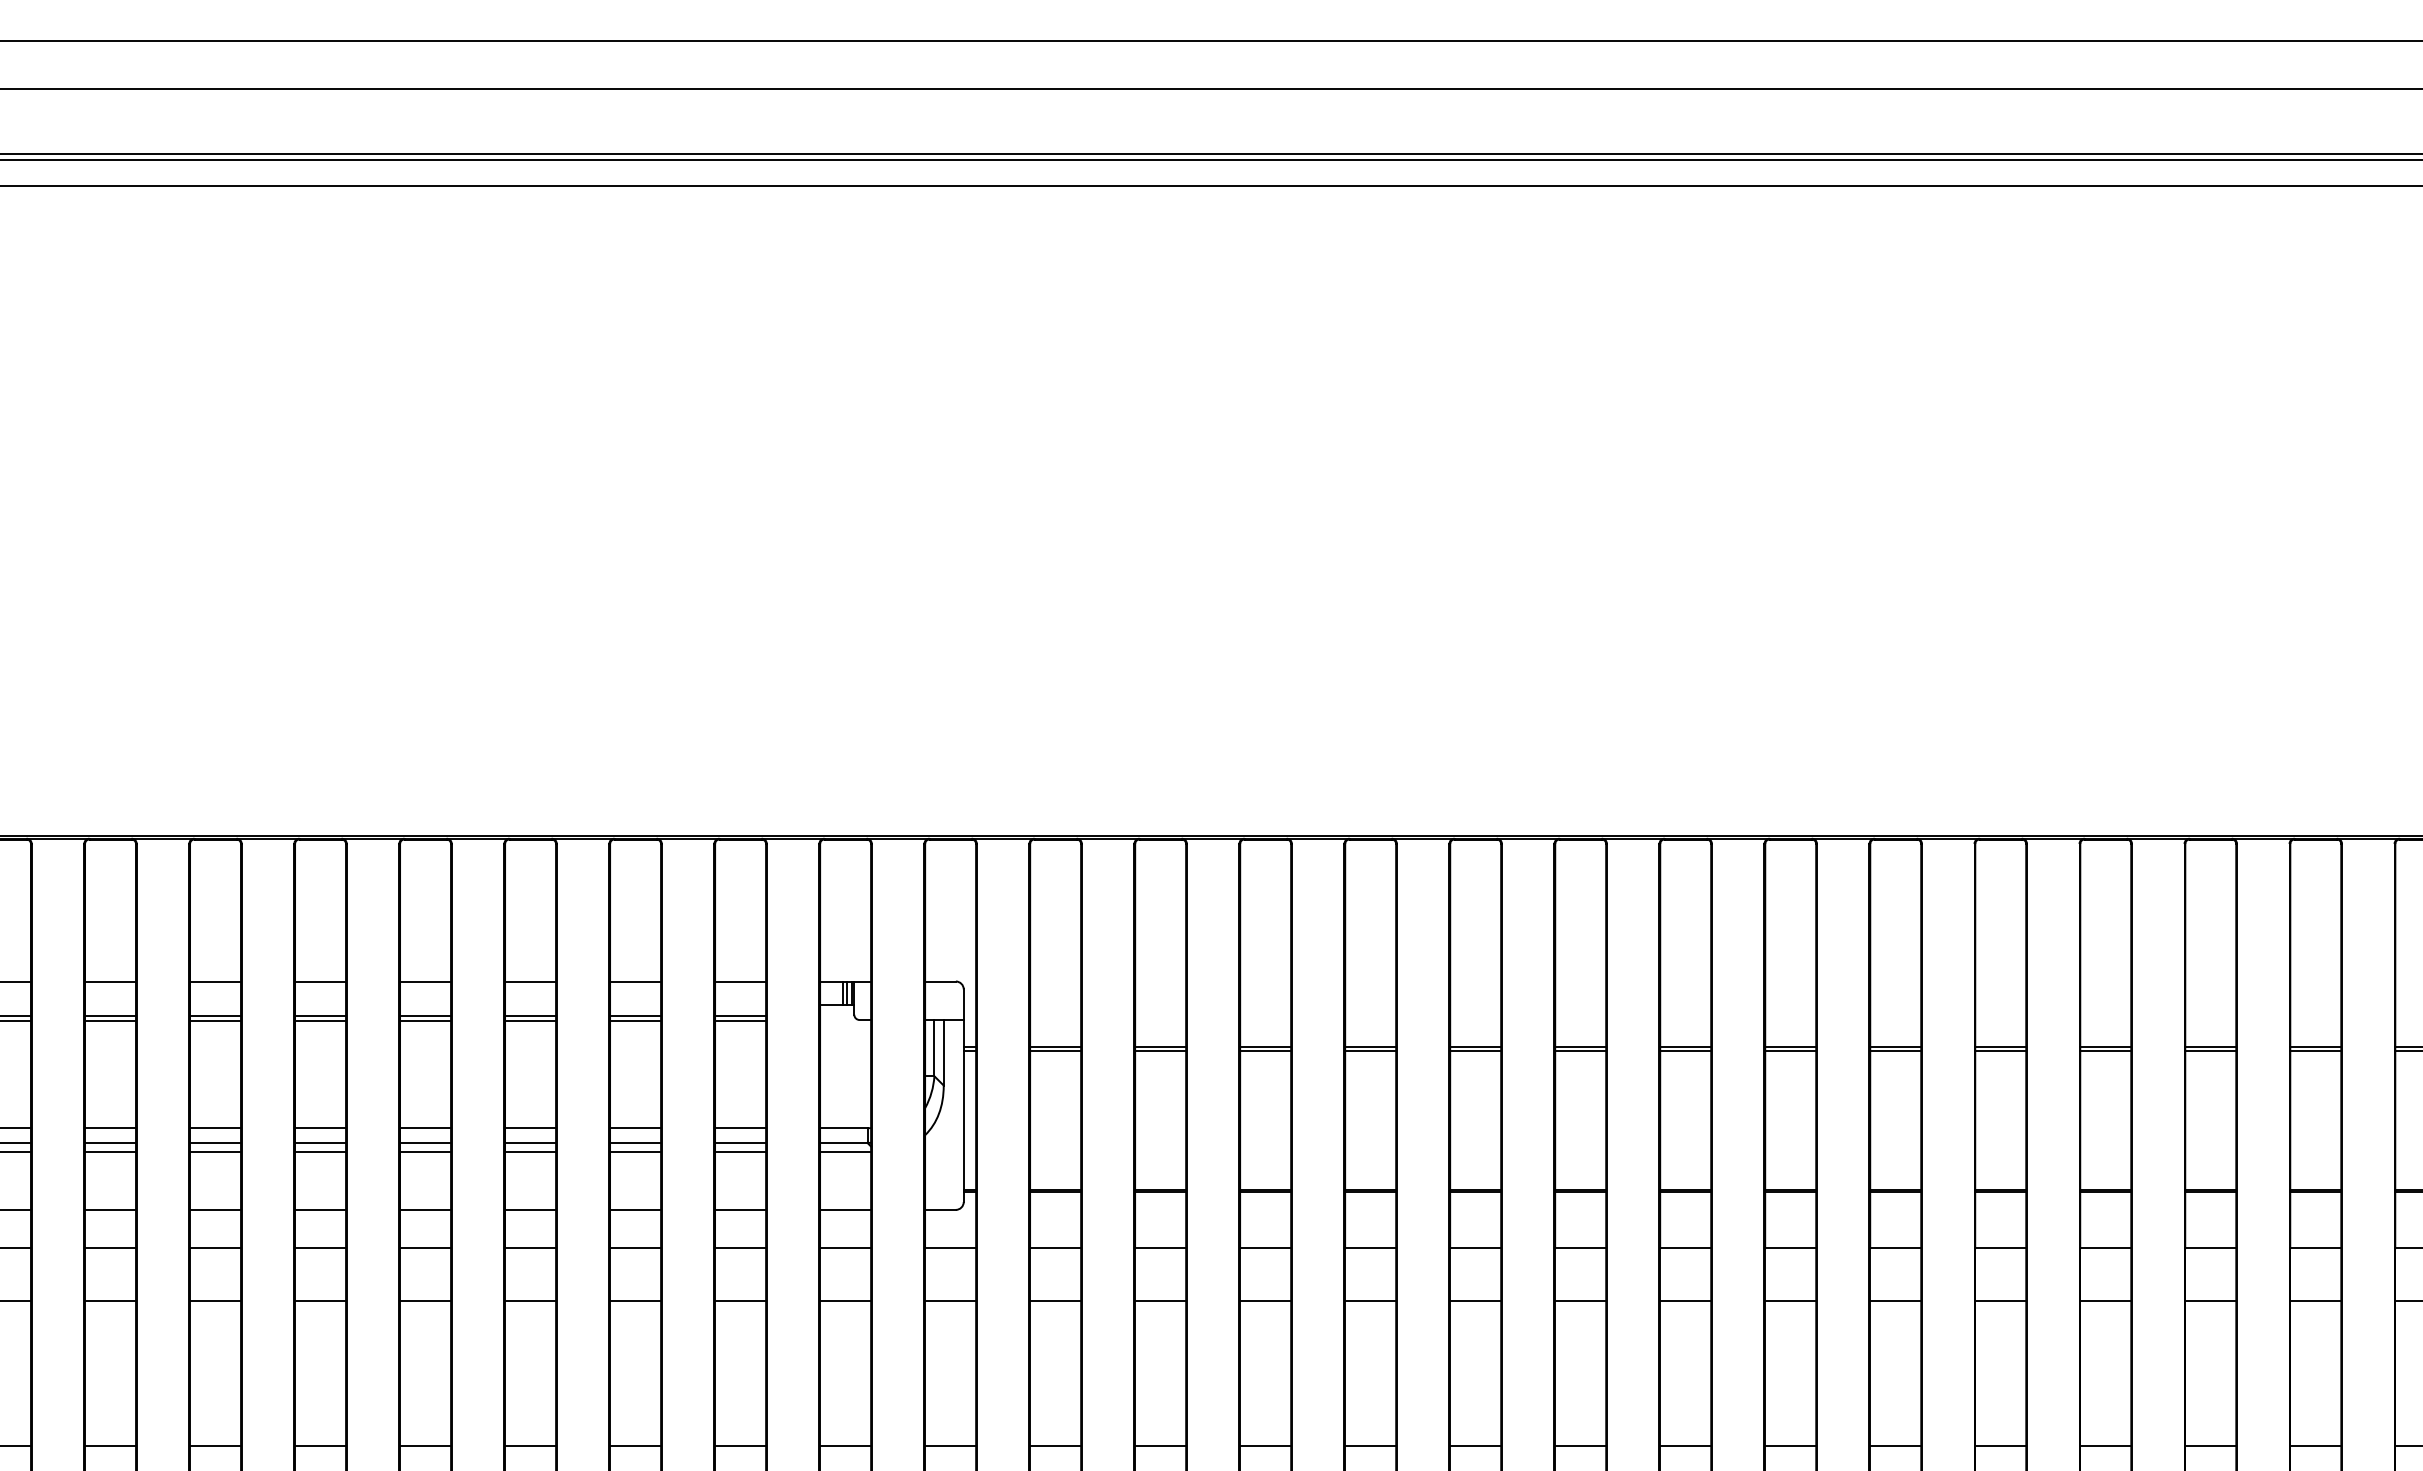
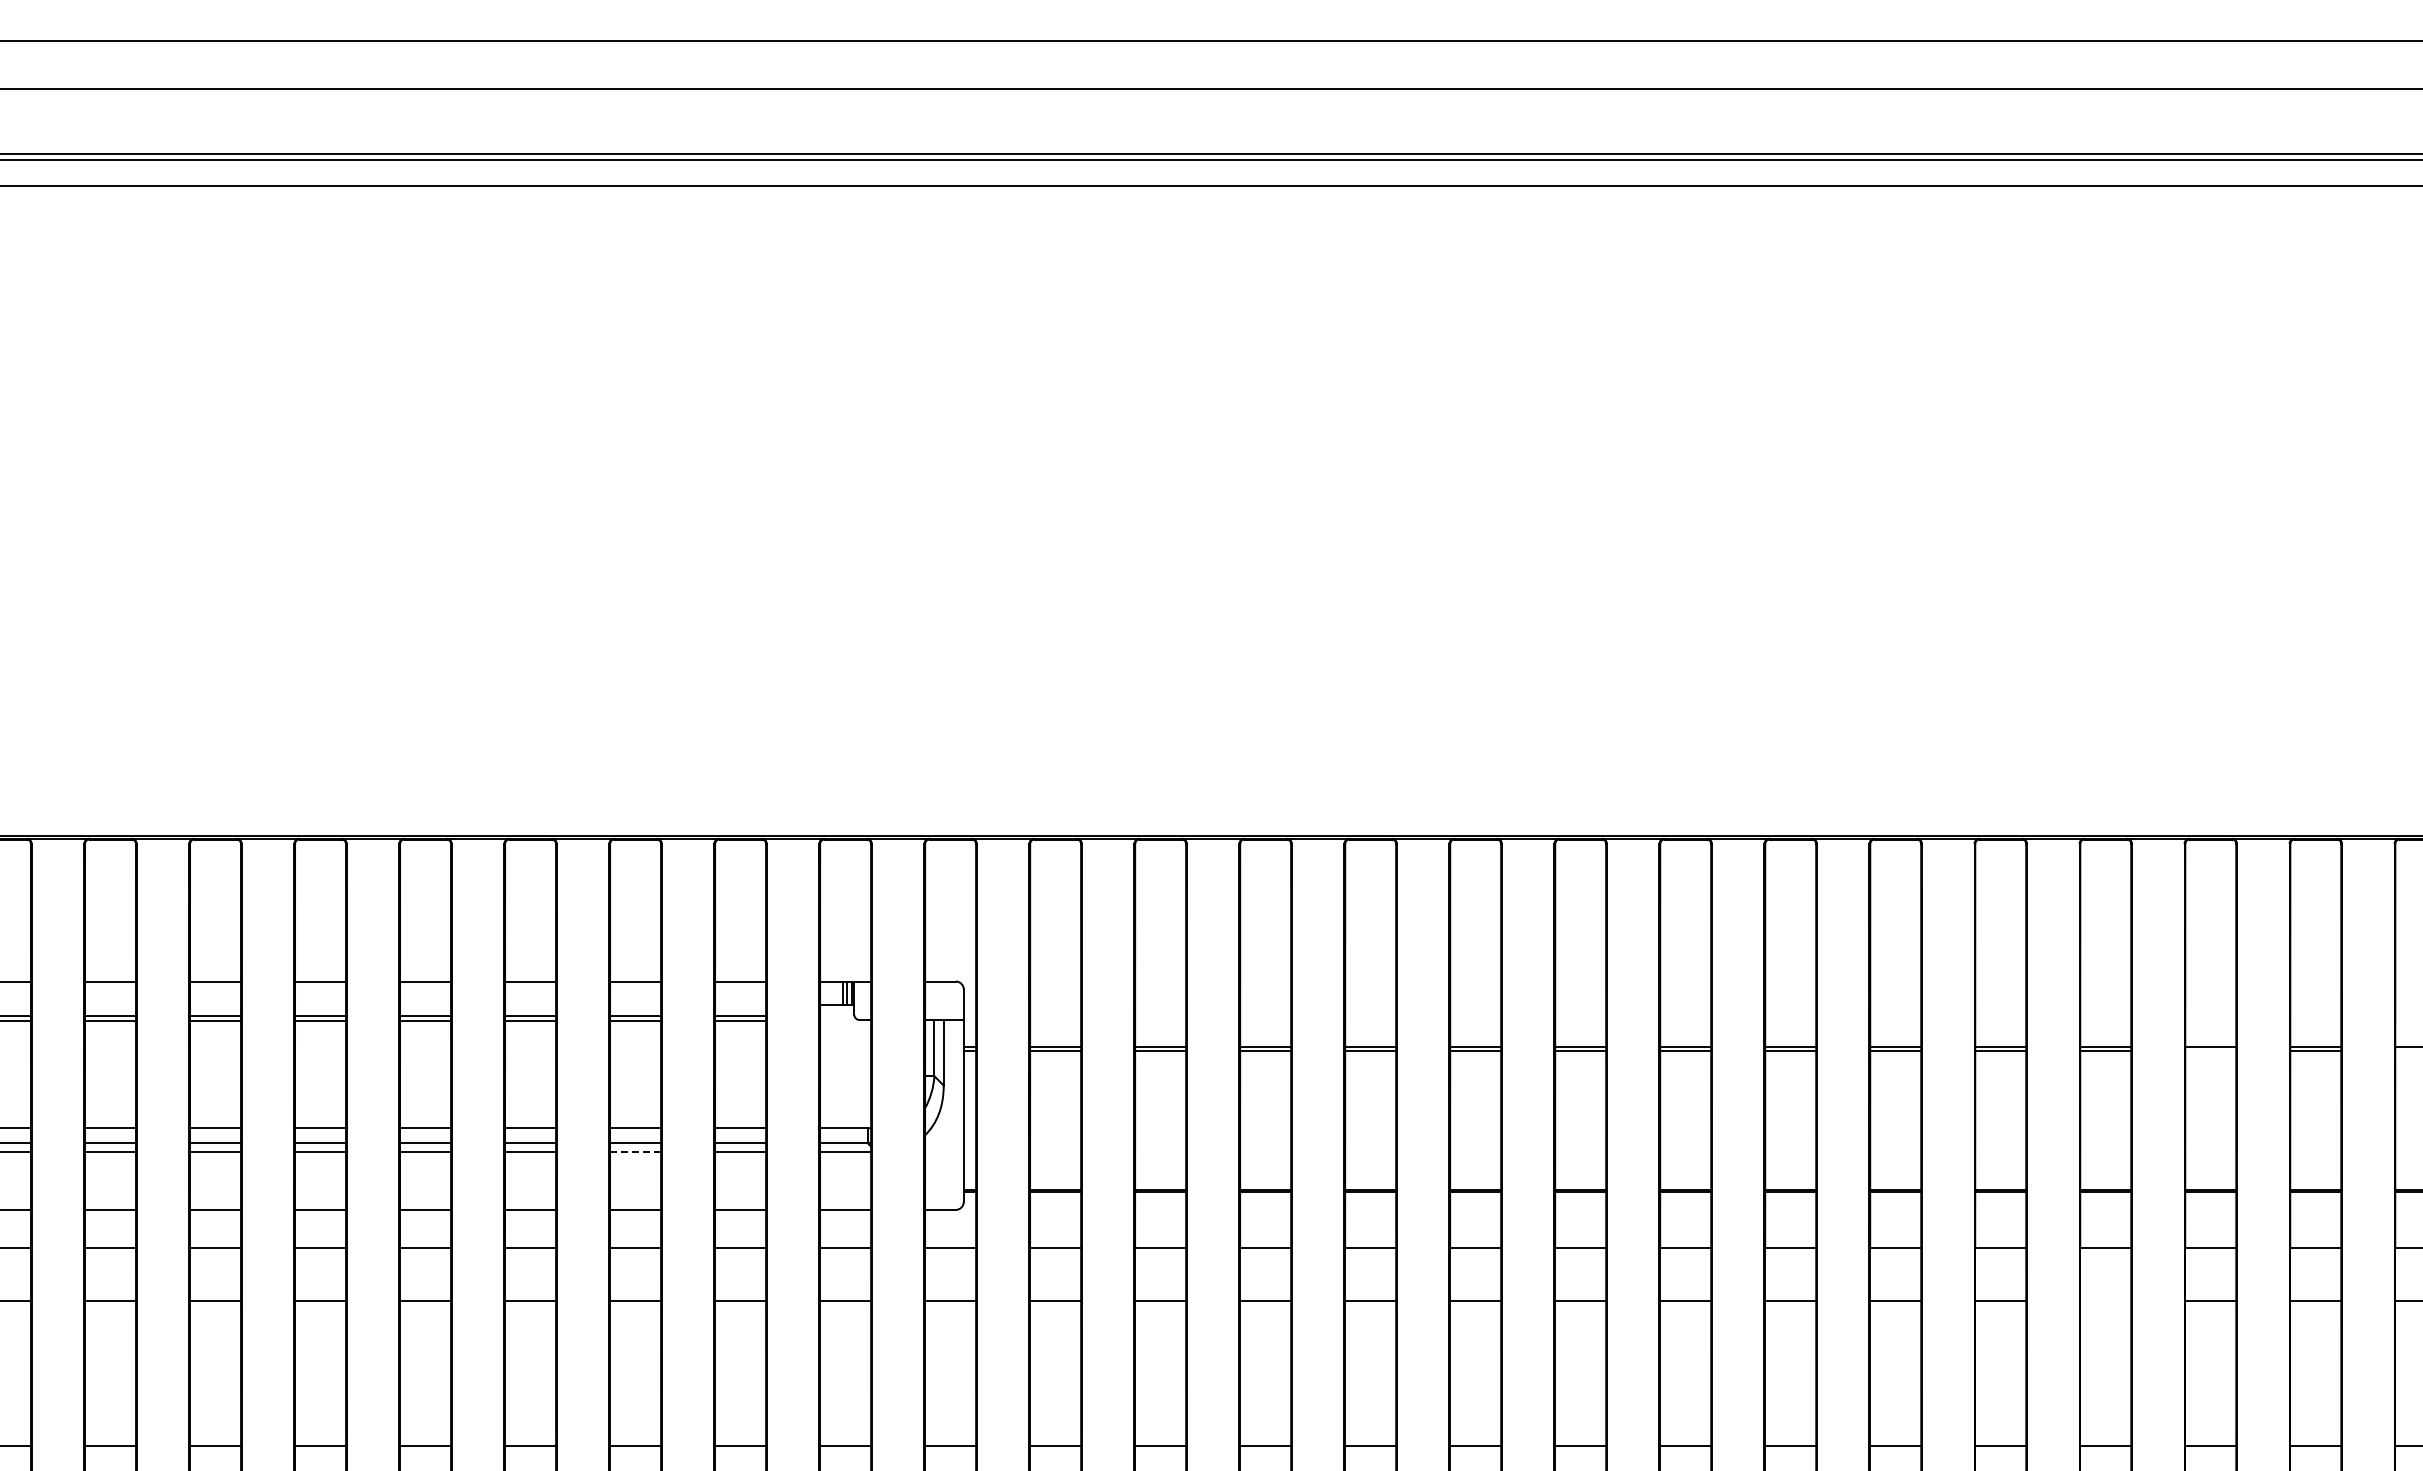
line: present -> none (2210, 1050)
line: present -> none (2407, 1050)
line: solid -> dashed (635, 1152)
line: present -> none (2105, 1300)
